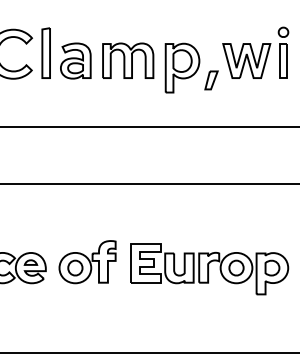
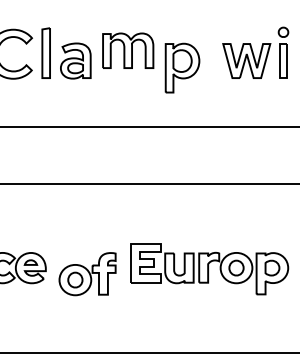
part position: (128, 60) -> (128, 50) (128, 50)
part: present -> none (211, 80)
part position: (87, 262) -> (87, 274) (87, 274)
